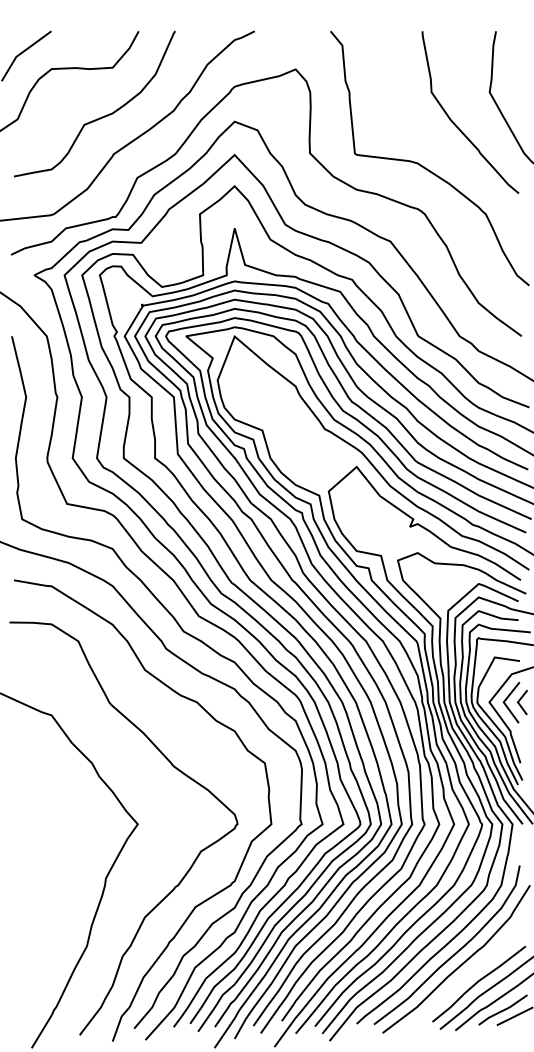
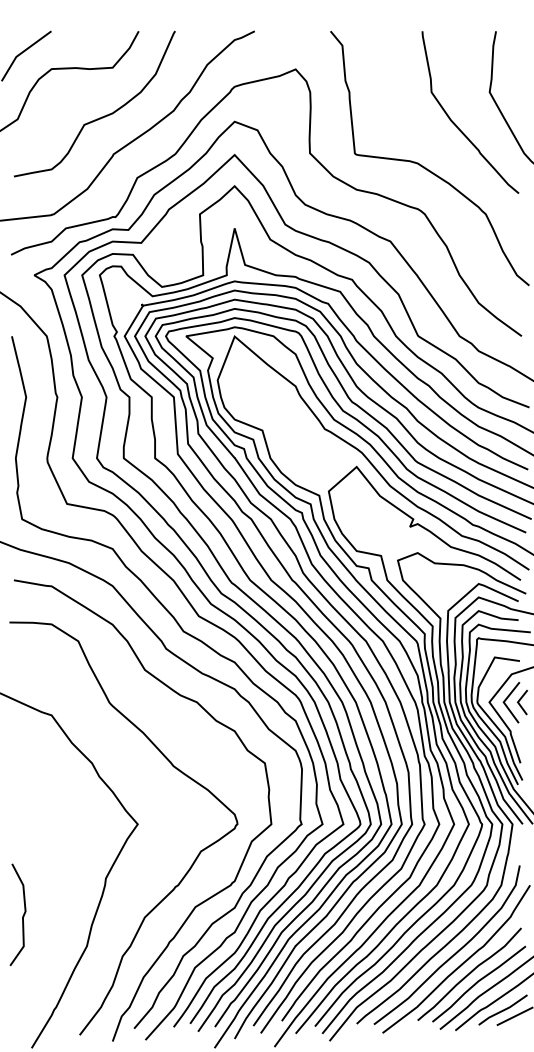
curve: none -> present (22, 915)
curve: none -> present (469, 973)
